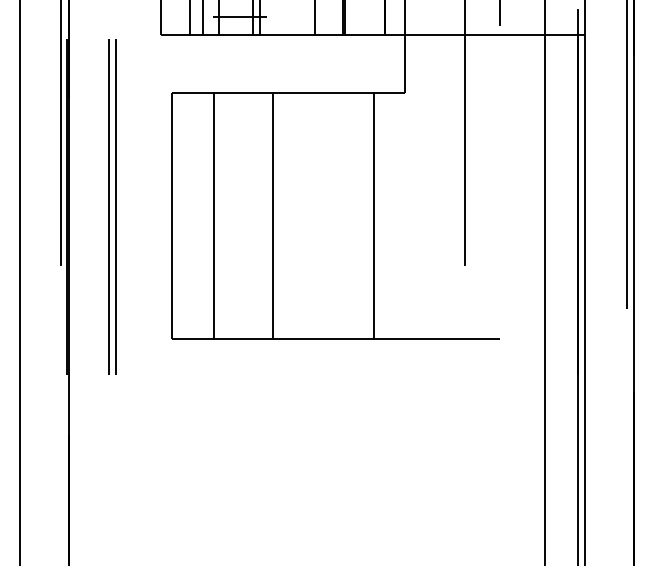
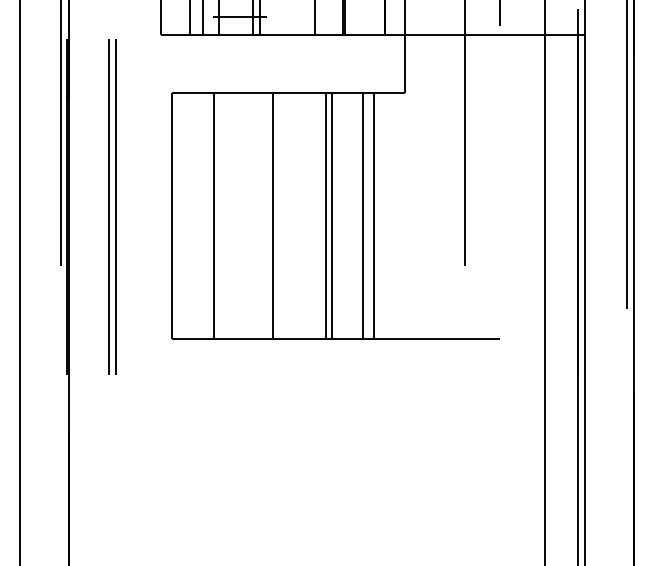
line: none -> present (325, 215)
line: none -> present (331, 215)
line: none -> present (363, 215)
